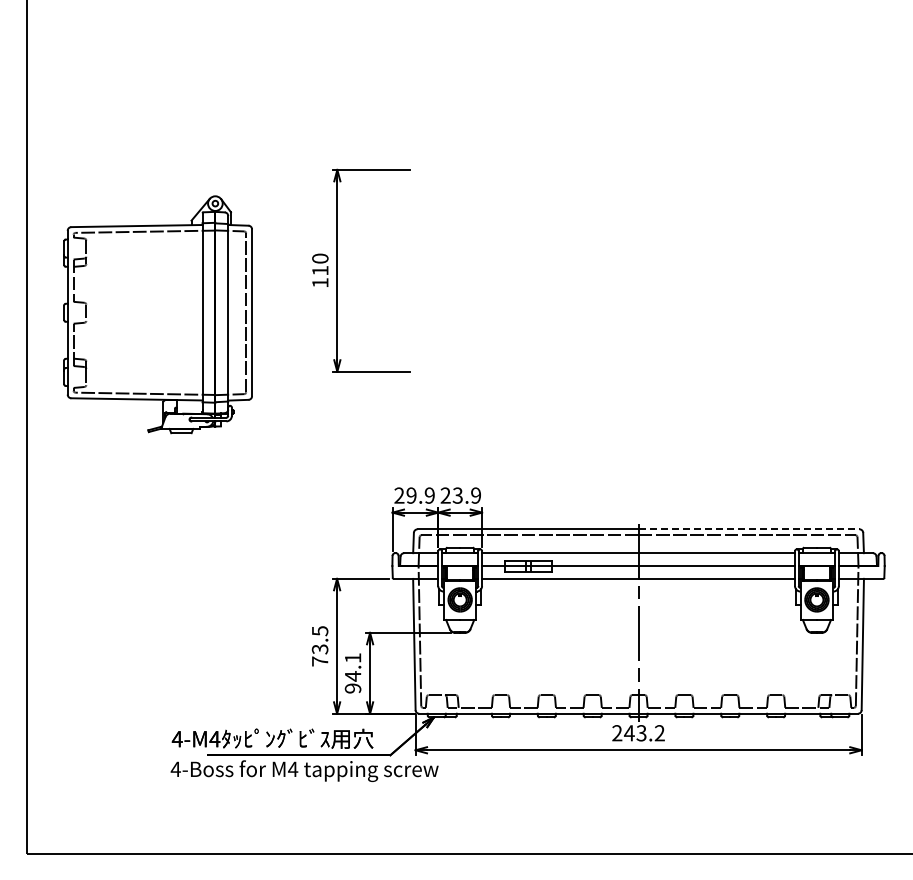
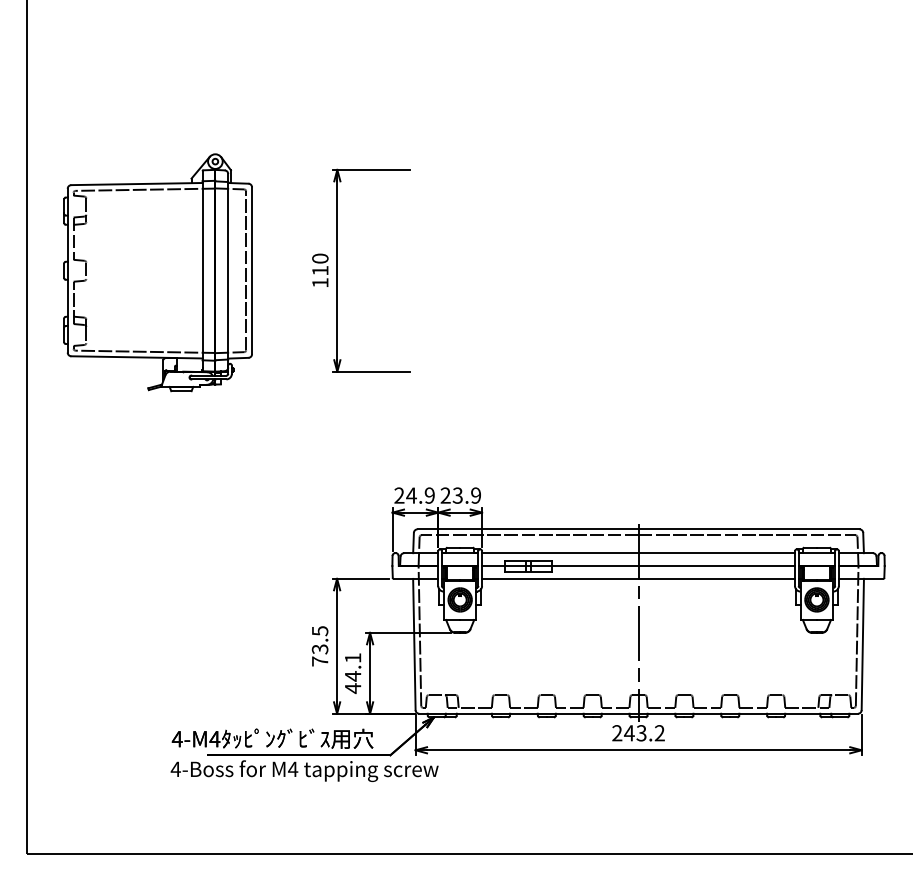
part position: (157, 314) -> (157, 272) (157, 272)
text: 29.9 -> 24.9 (411, 495)
line: dashed -> solid (749, 529)
text: 94.1 -> 44.1 (352, 688)
